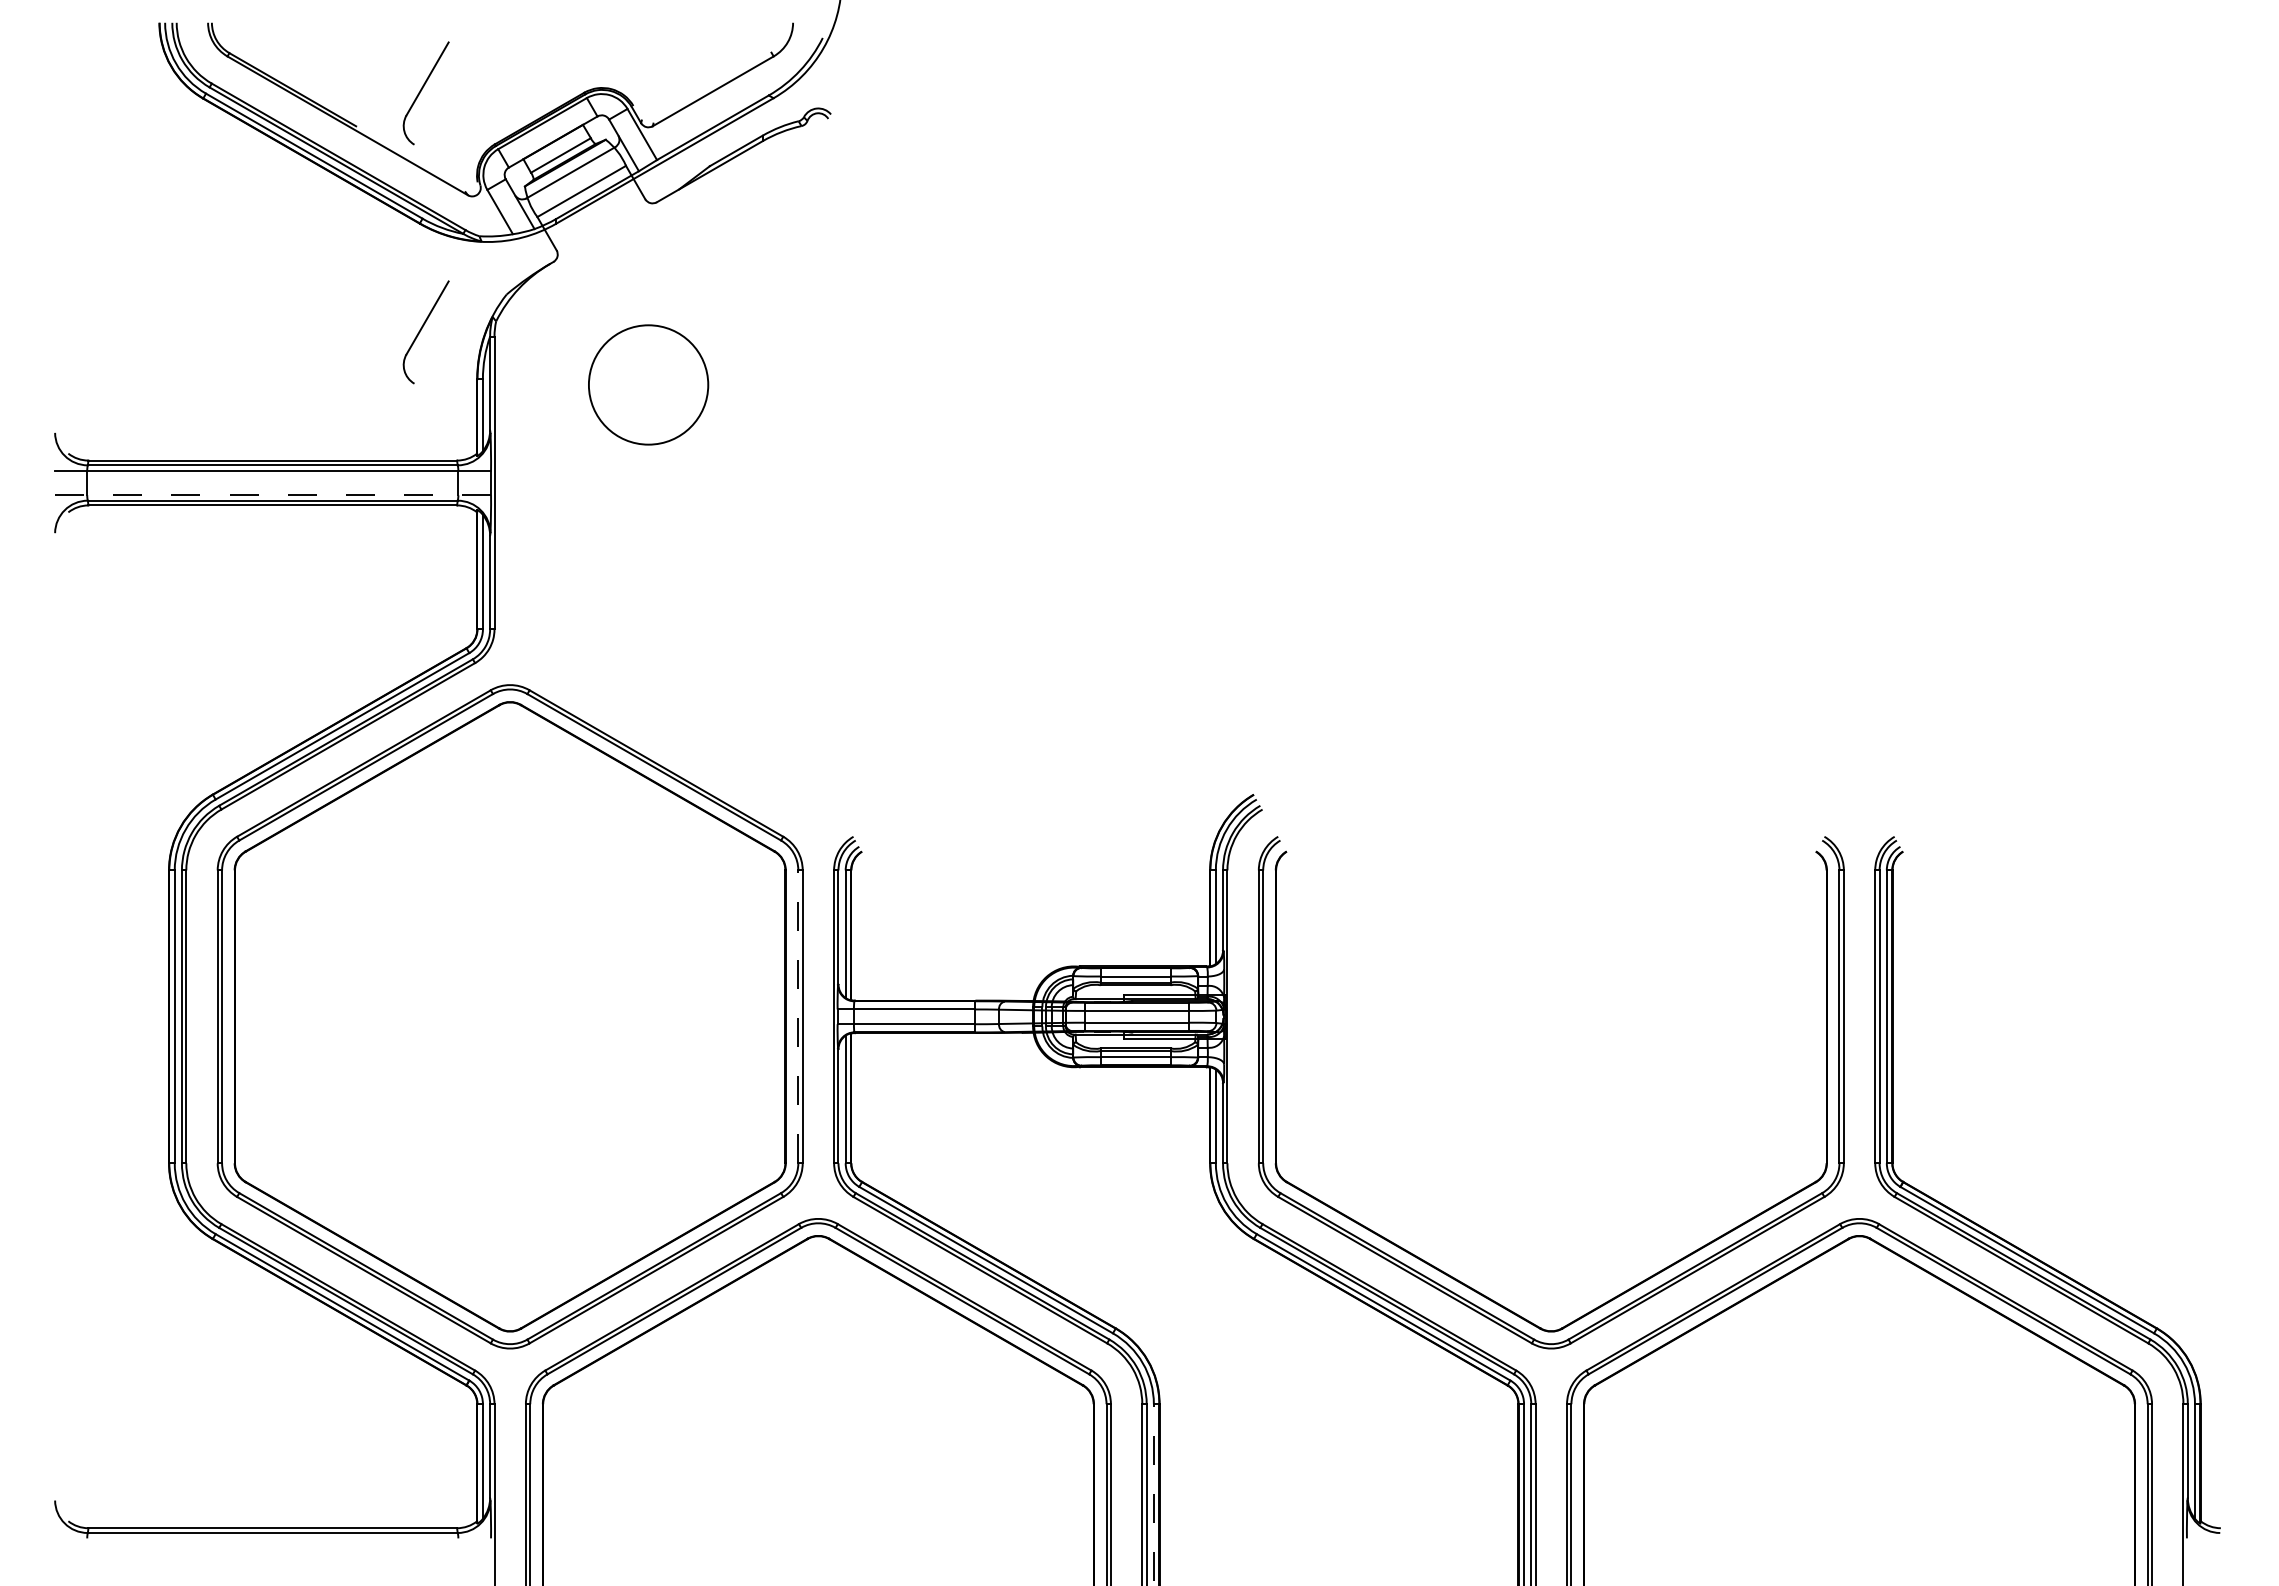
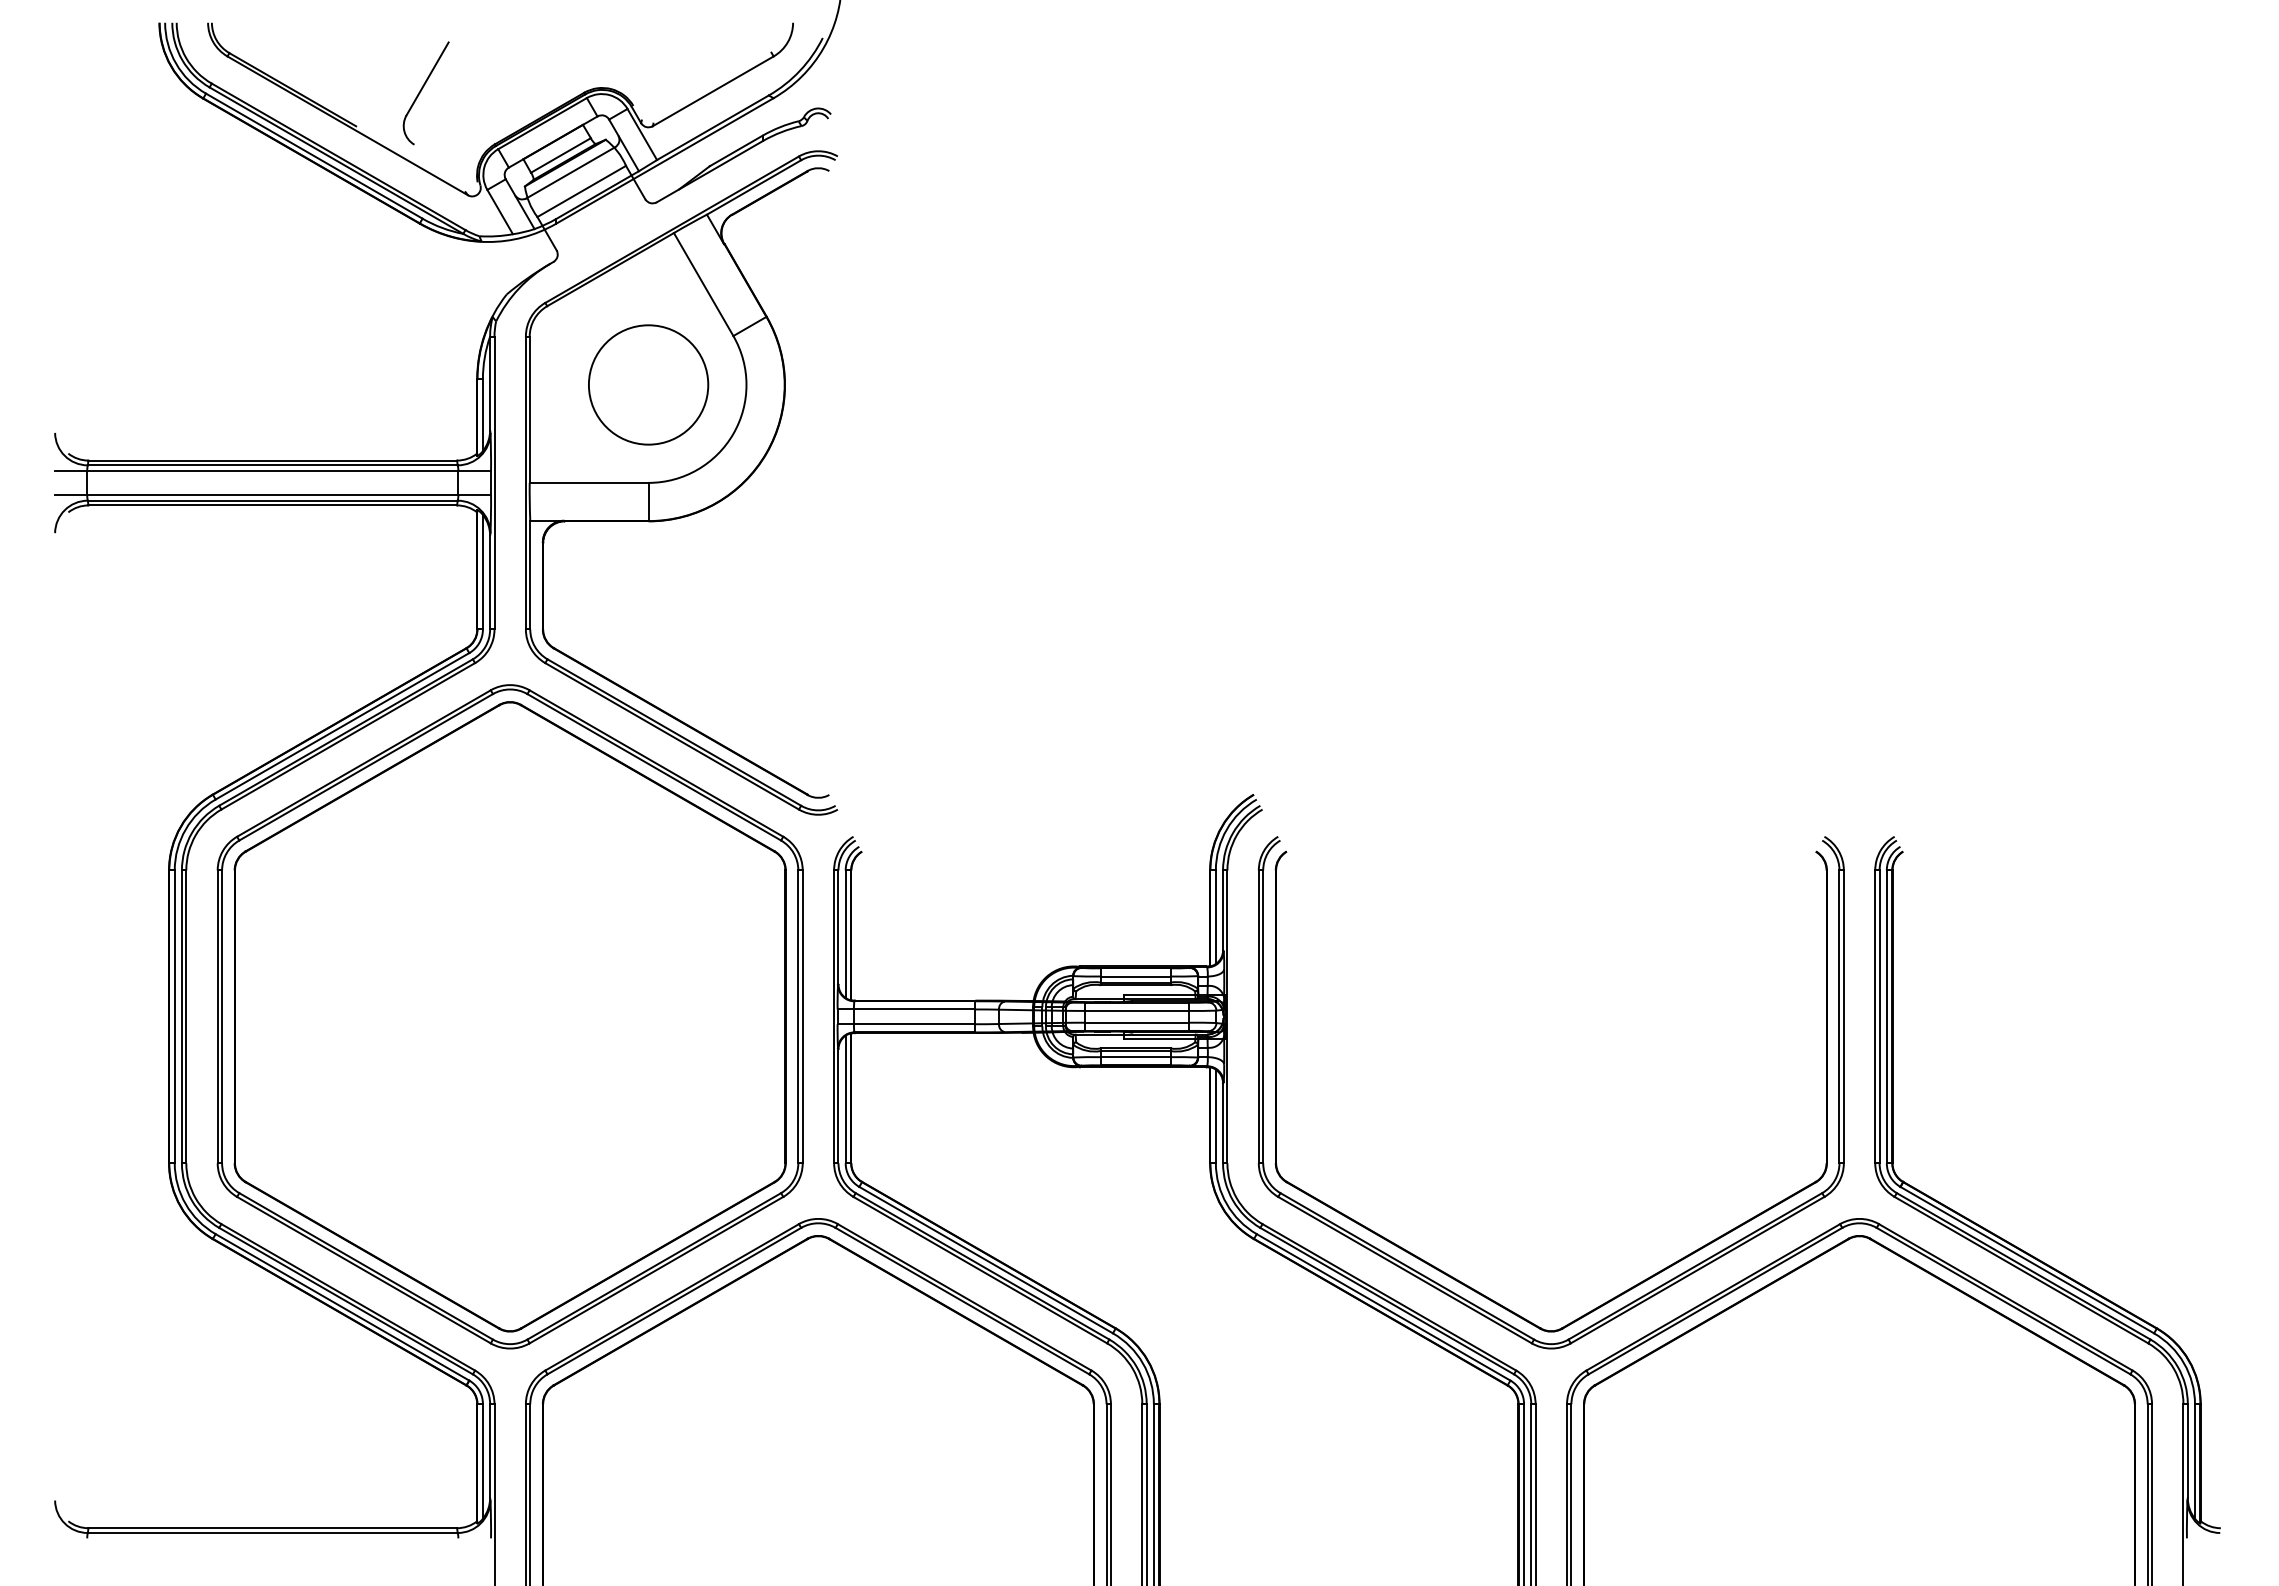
part: present -> none (425, 332)
part: none -> present (681, 482)
line: dashed -> solid (272, 495)
line: dashed -> solid (798, 1016)
line: dashed -> solid (1153, 1494)
